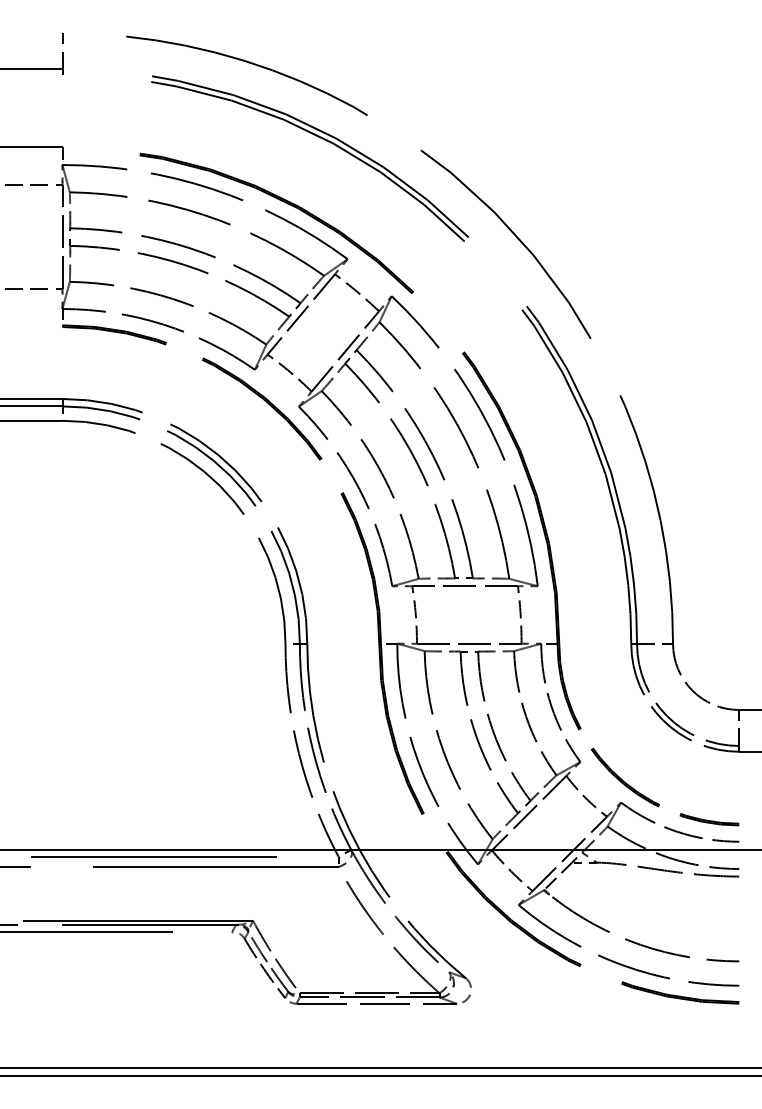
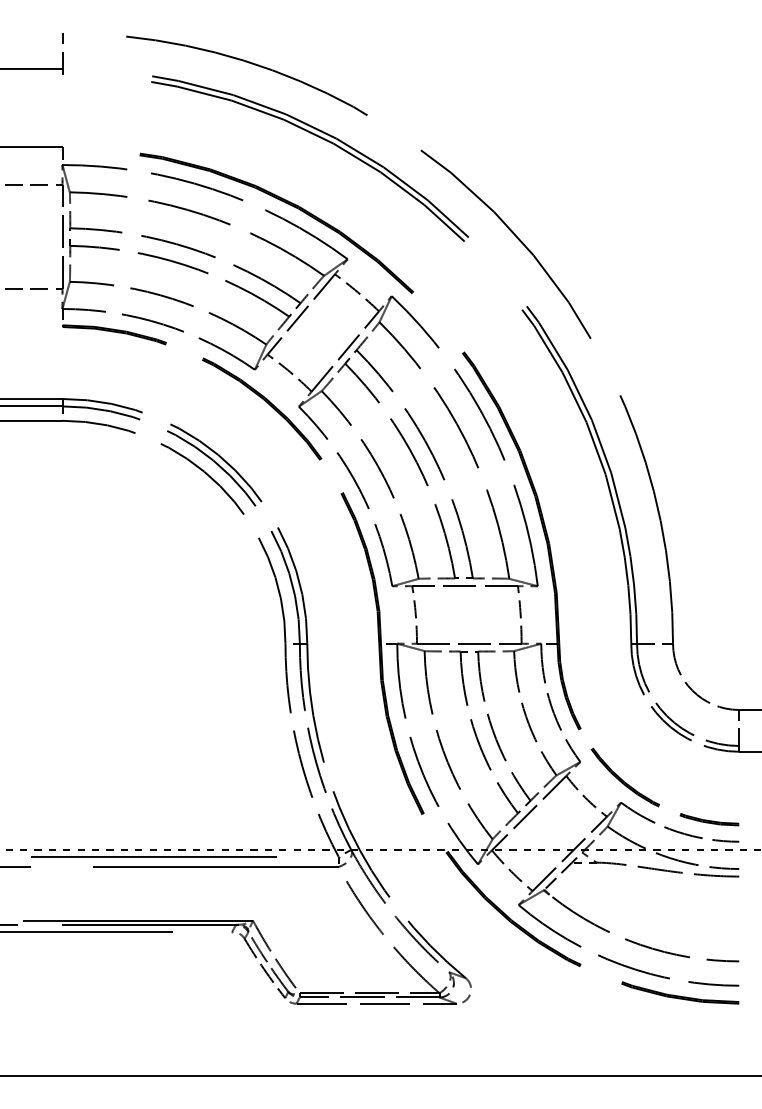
line: solid -> dashed (381, 850)
line: present -> none (380, 1068)
